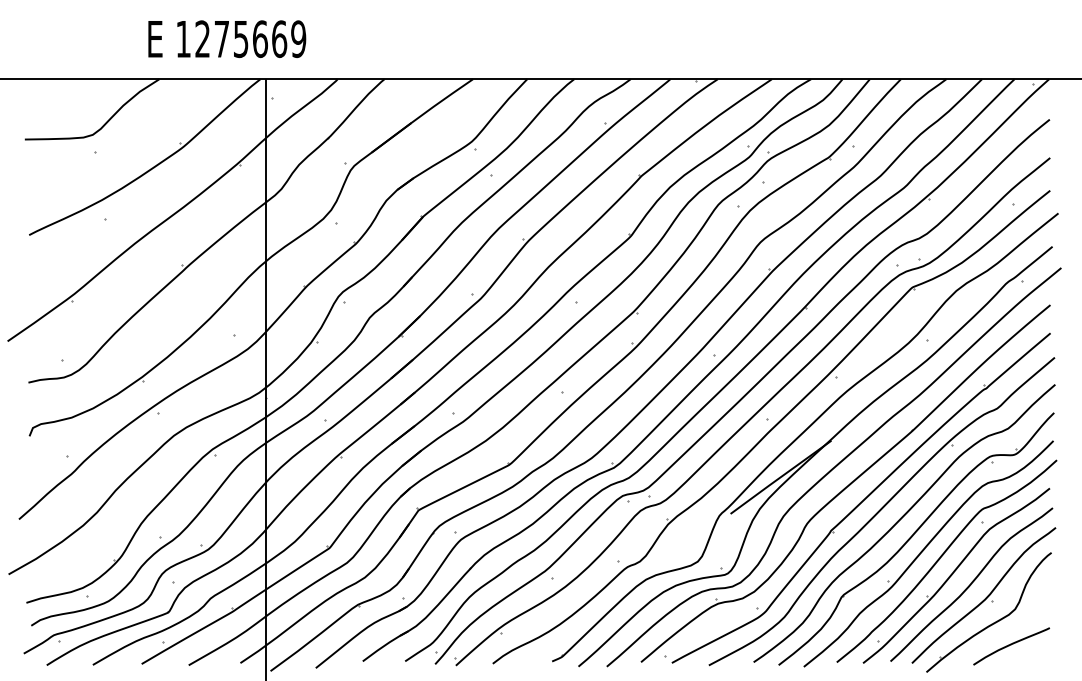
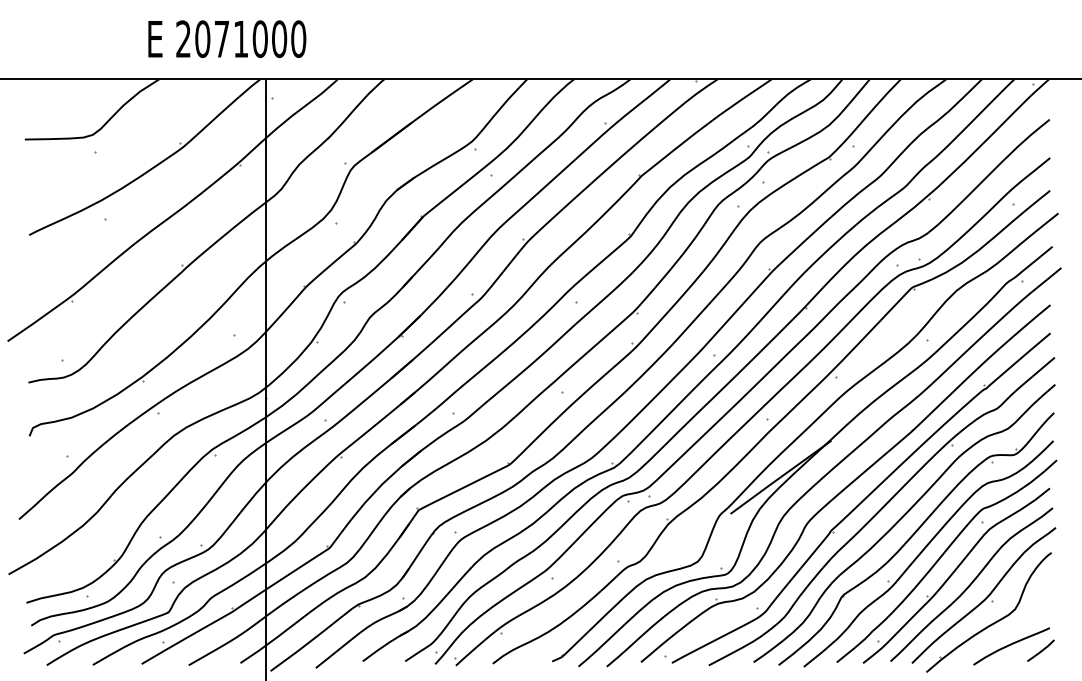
text: 1275669 -> 2071000 (241, 39)
line: none -> present (1040, 650)
